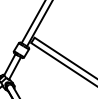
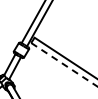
line: solid -> dashed (64, 64)
